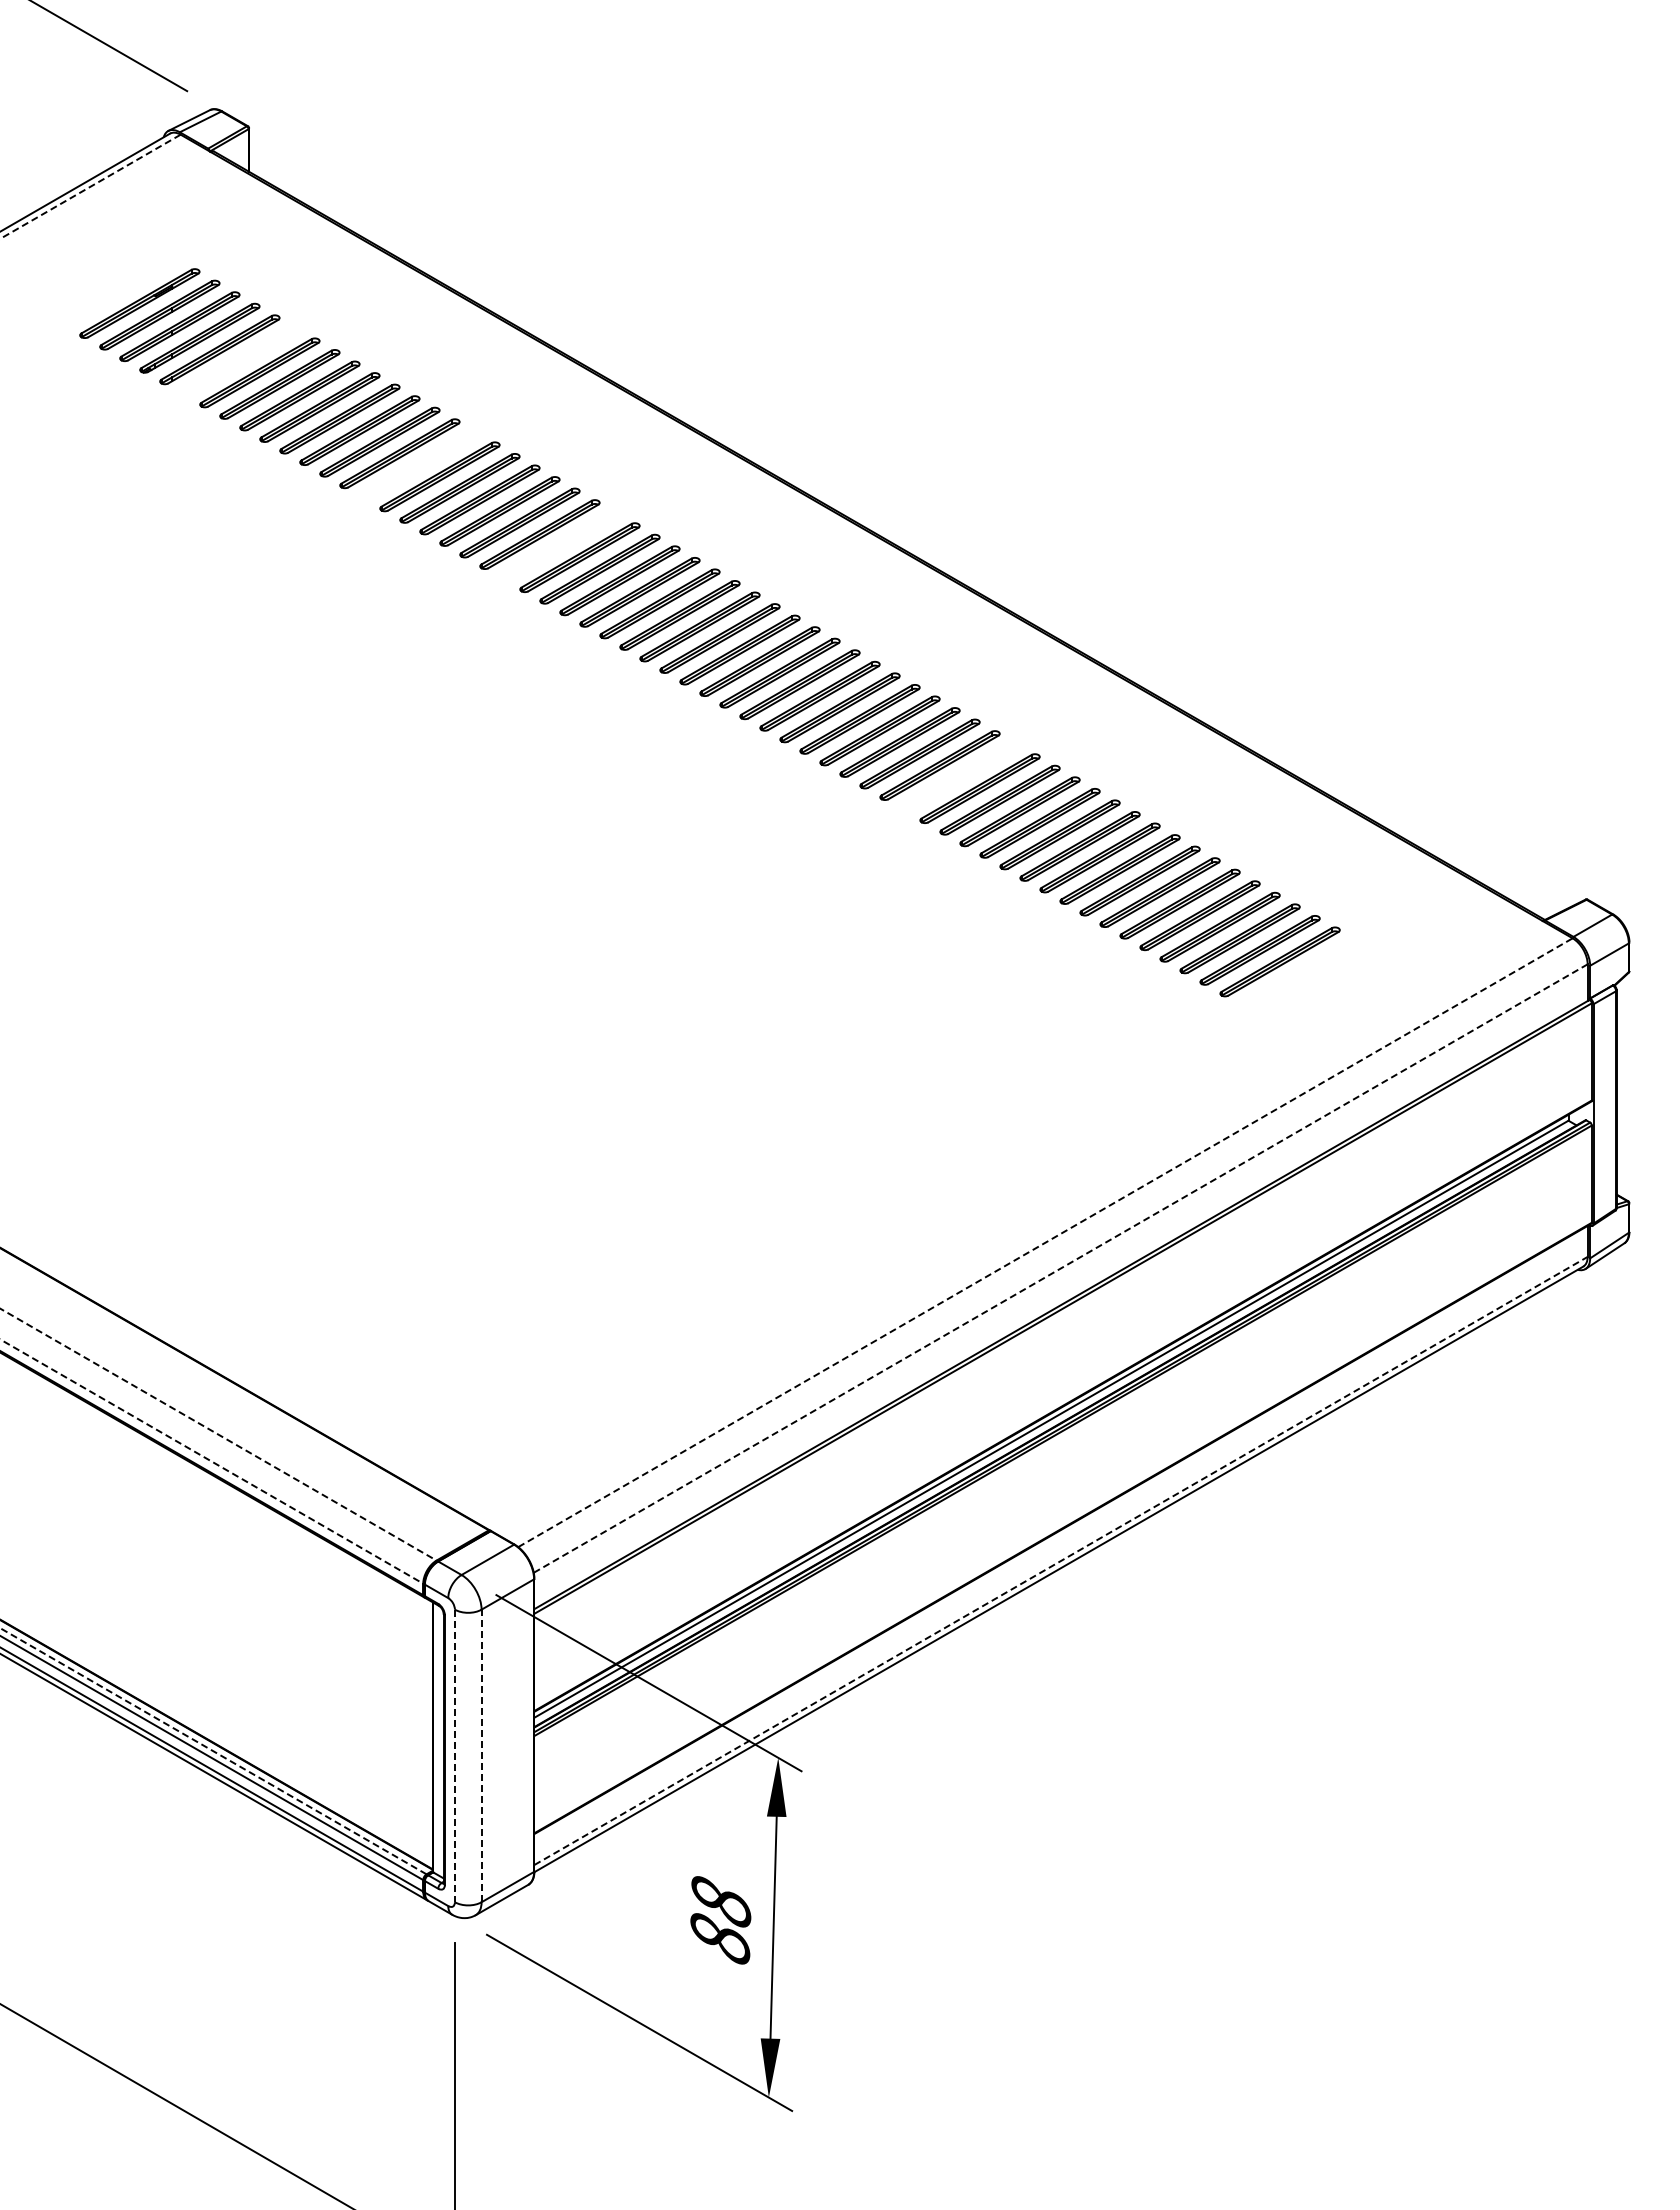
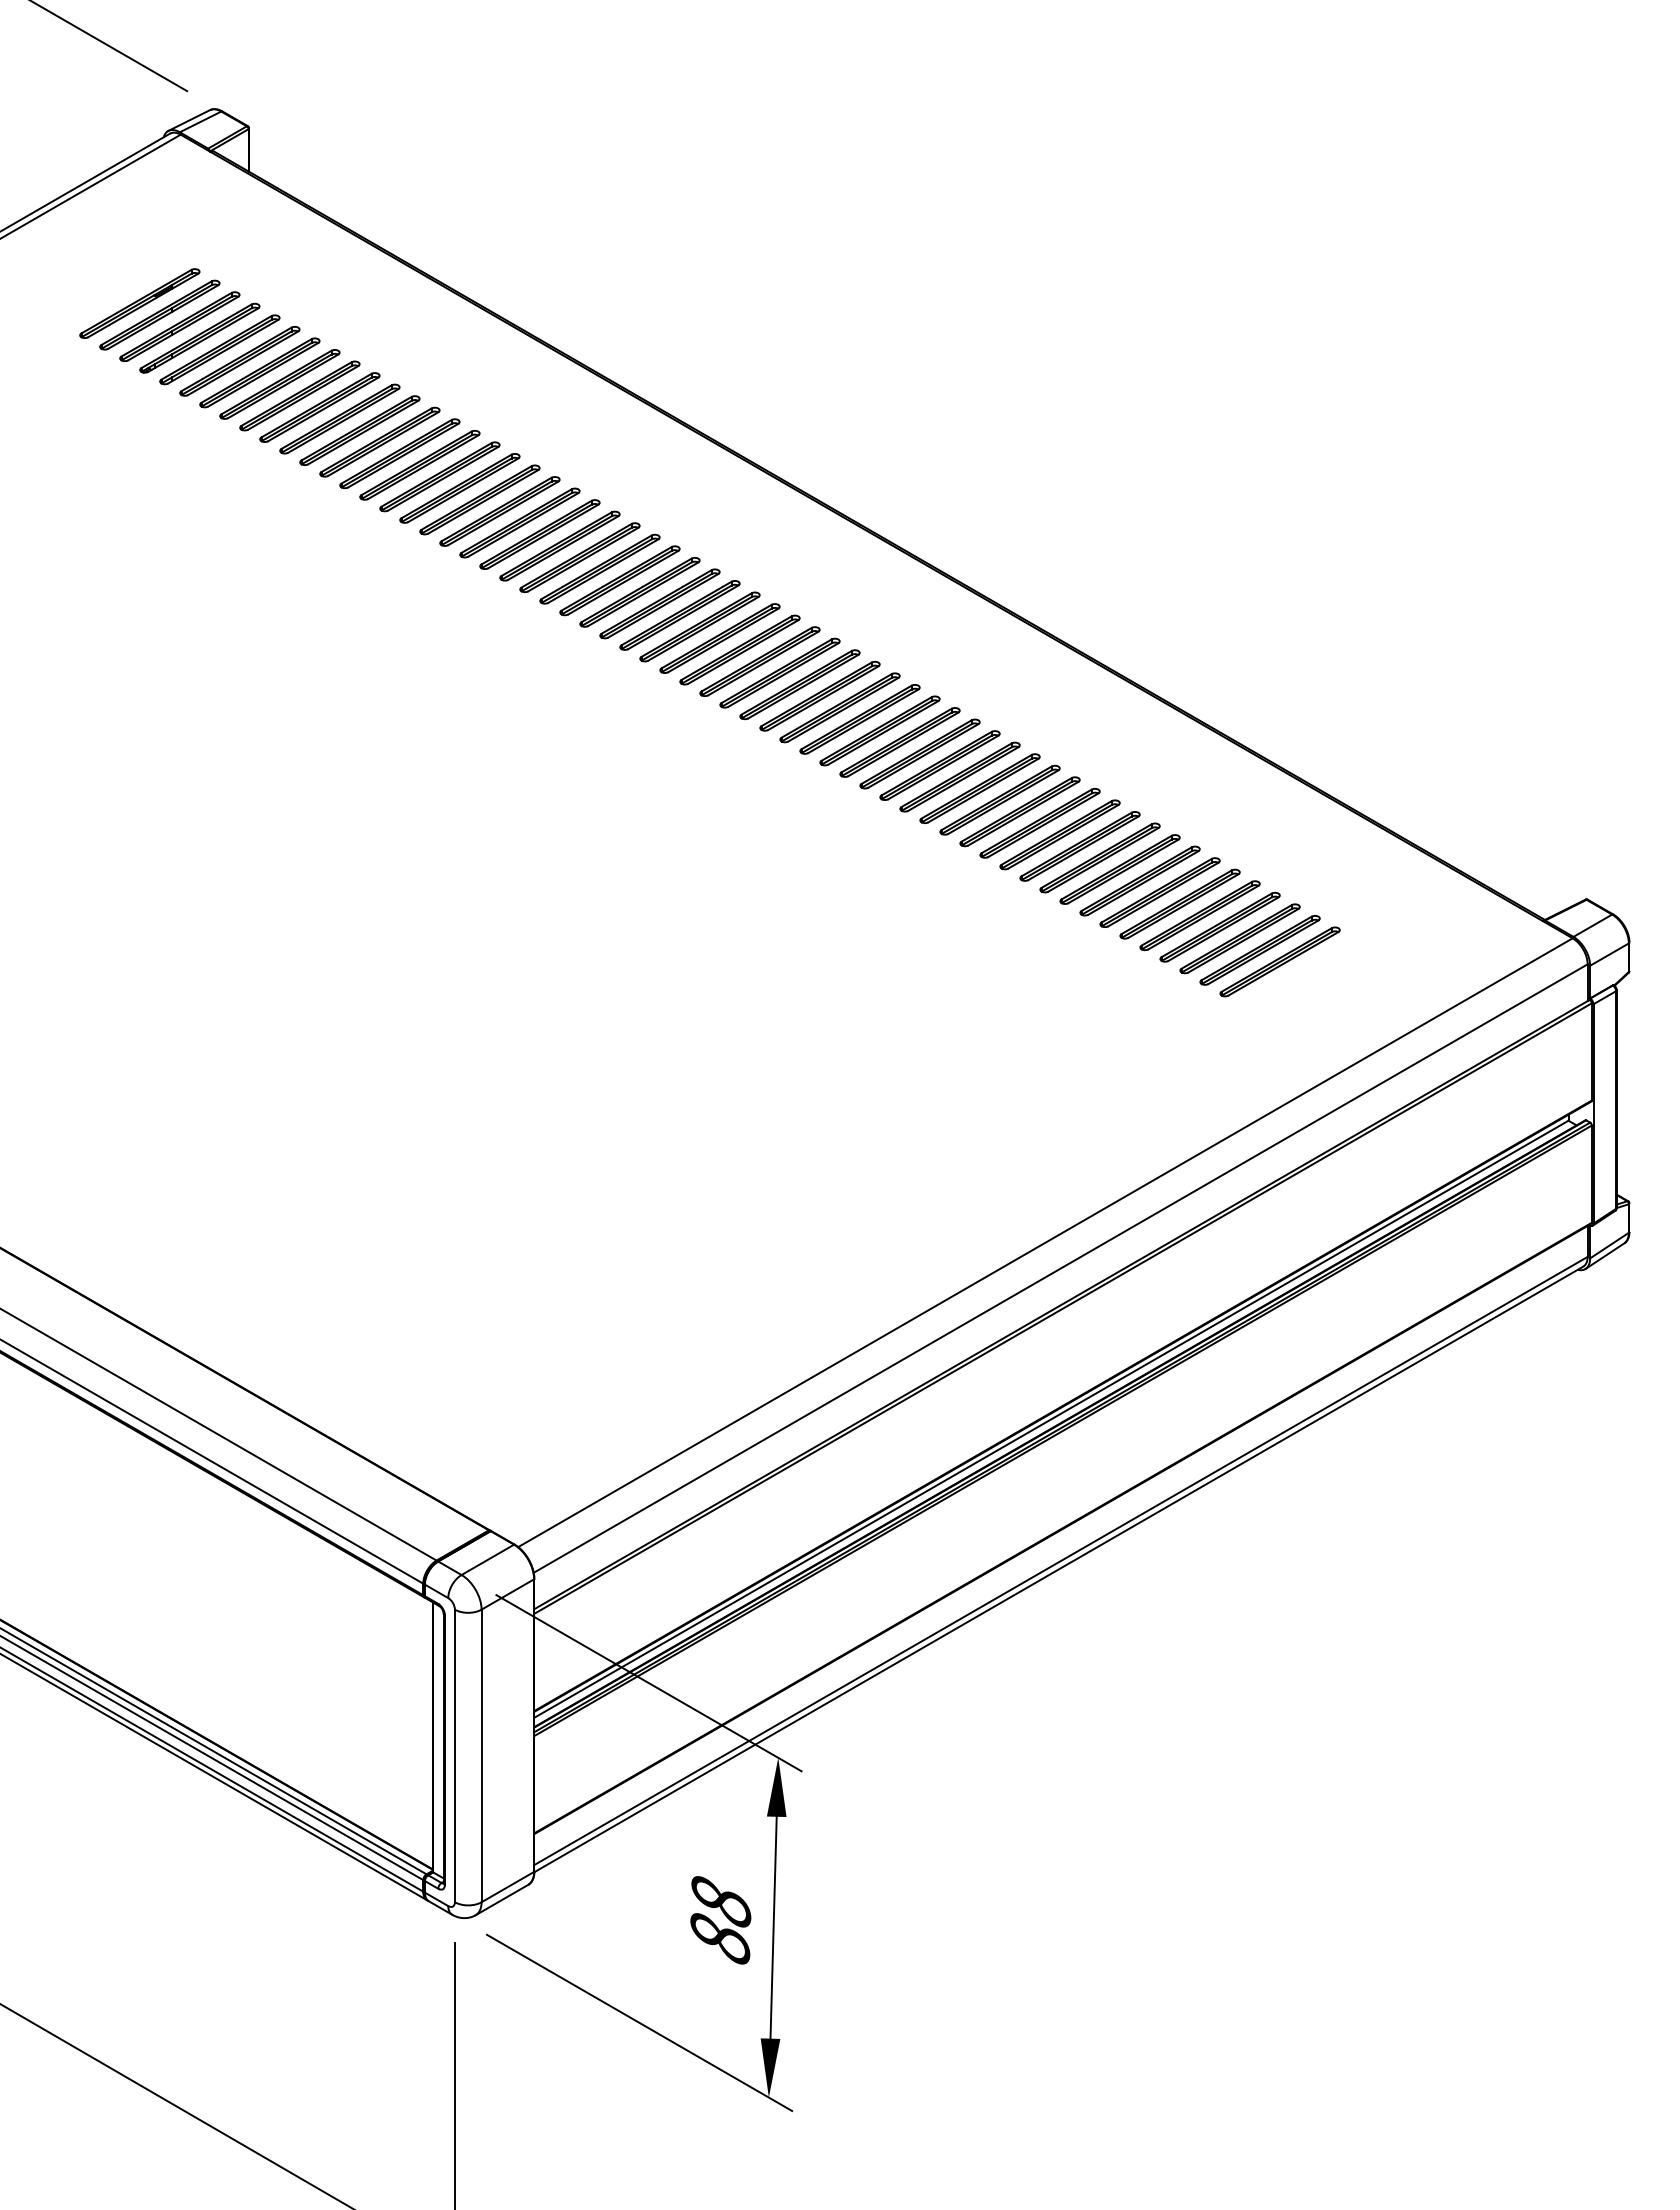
line: dashed -> solid (90, 186)
part: none -> present (239, 361)
part: none -> present (419, 465)
part: none -> present (559, 545)
part: none -> present (959, 776)
line: dashed -> solid (1045, 1242)
line: dashed -> solid (1061, 1268)
line: dashed -> solid (218, 1434)
line: dashed -> solid (212, 1461)
line: dashed -> solid (1061, 1560)
line: dashed -> solid (213, 1751)
line: dashed -> solid (481, 1755)
line: dashed -> solid (454, 1756)
